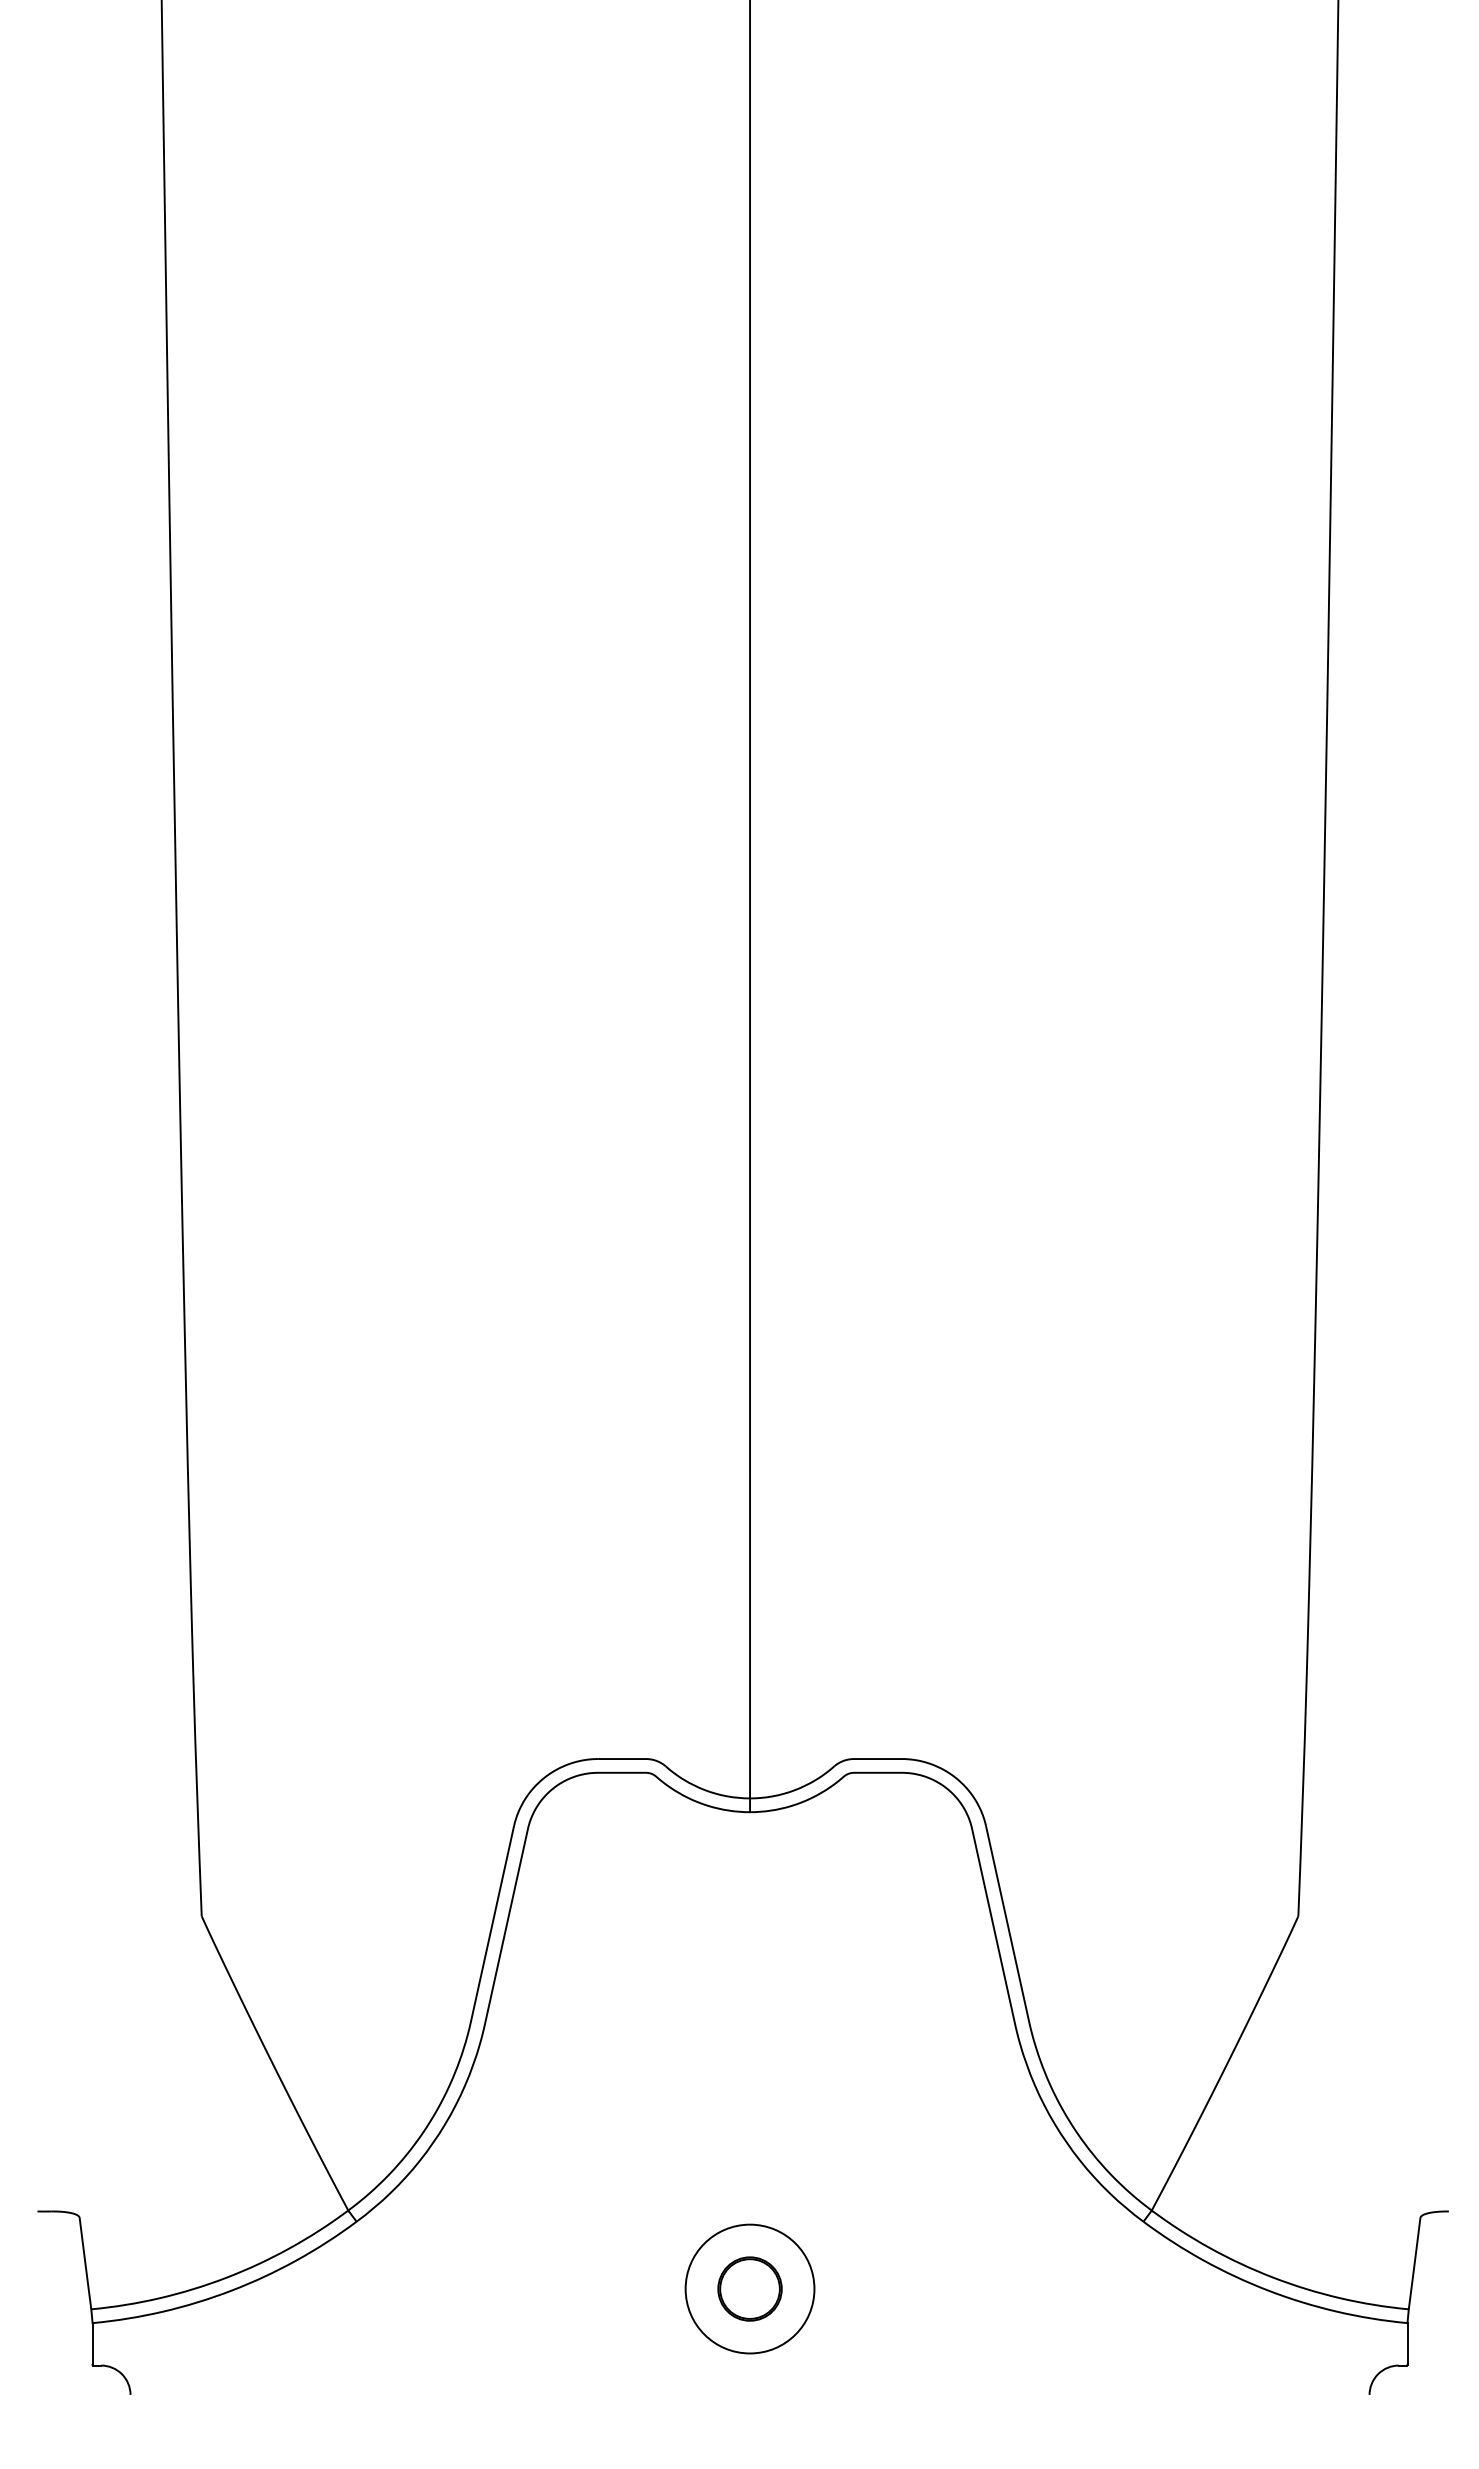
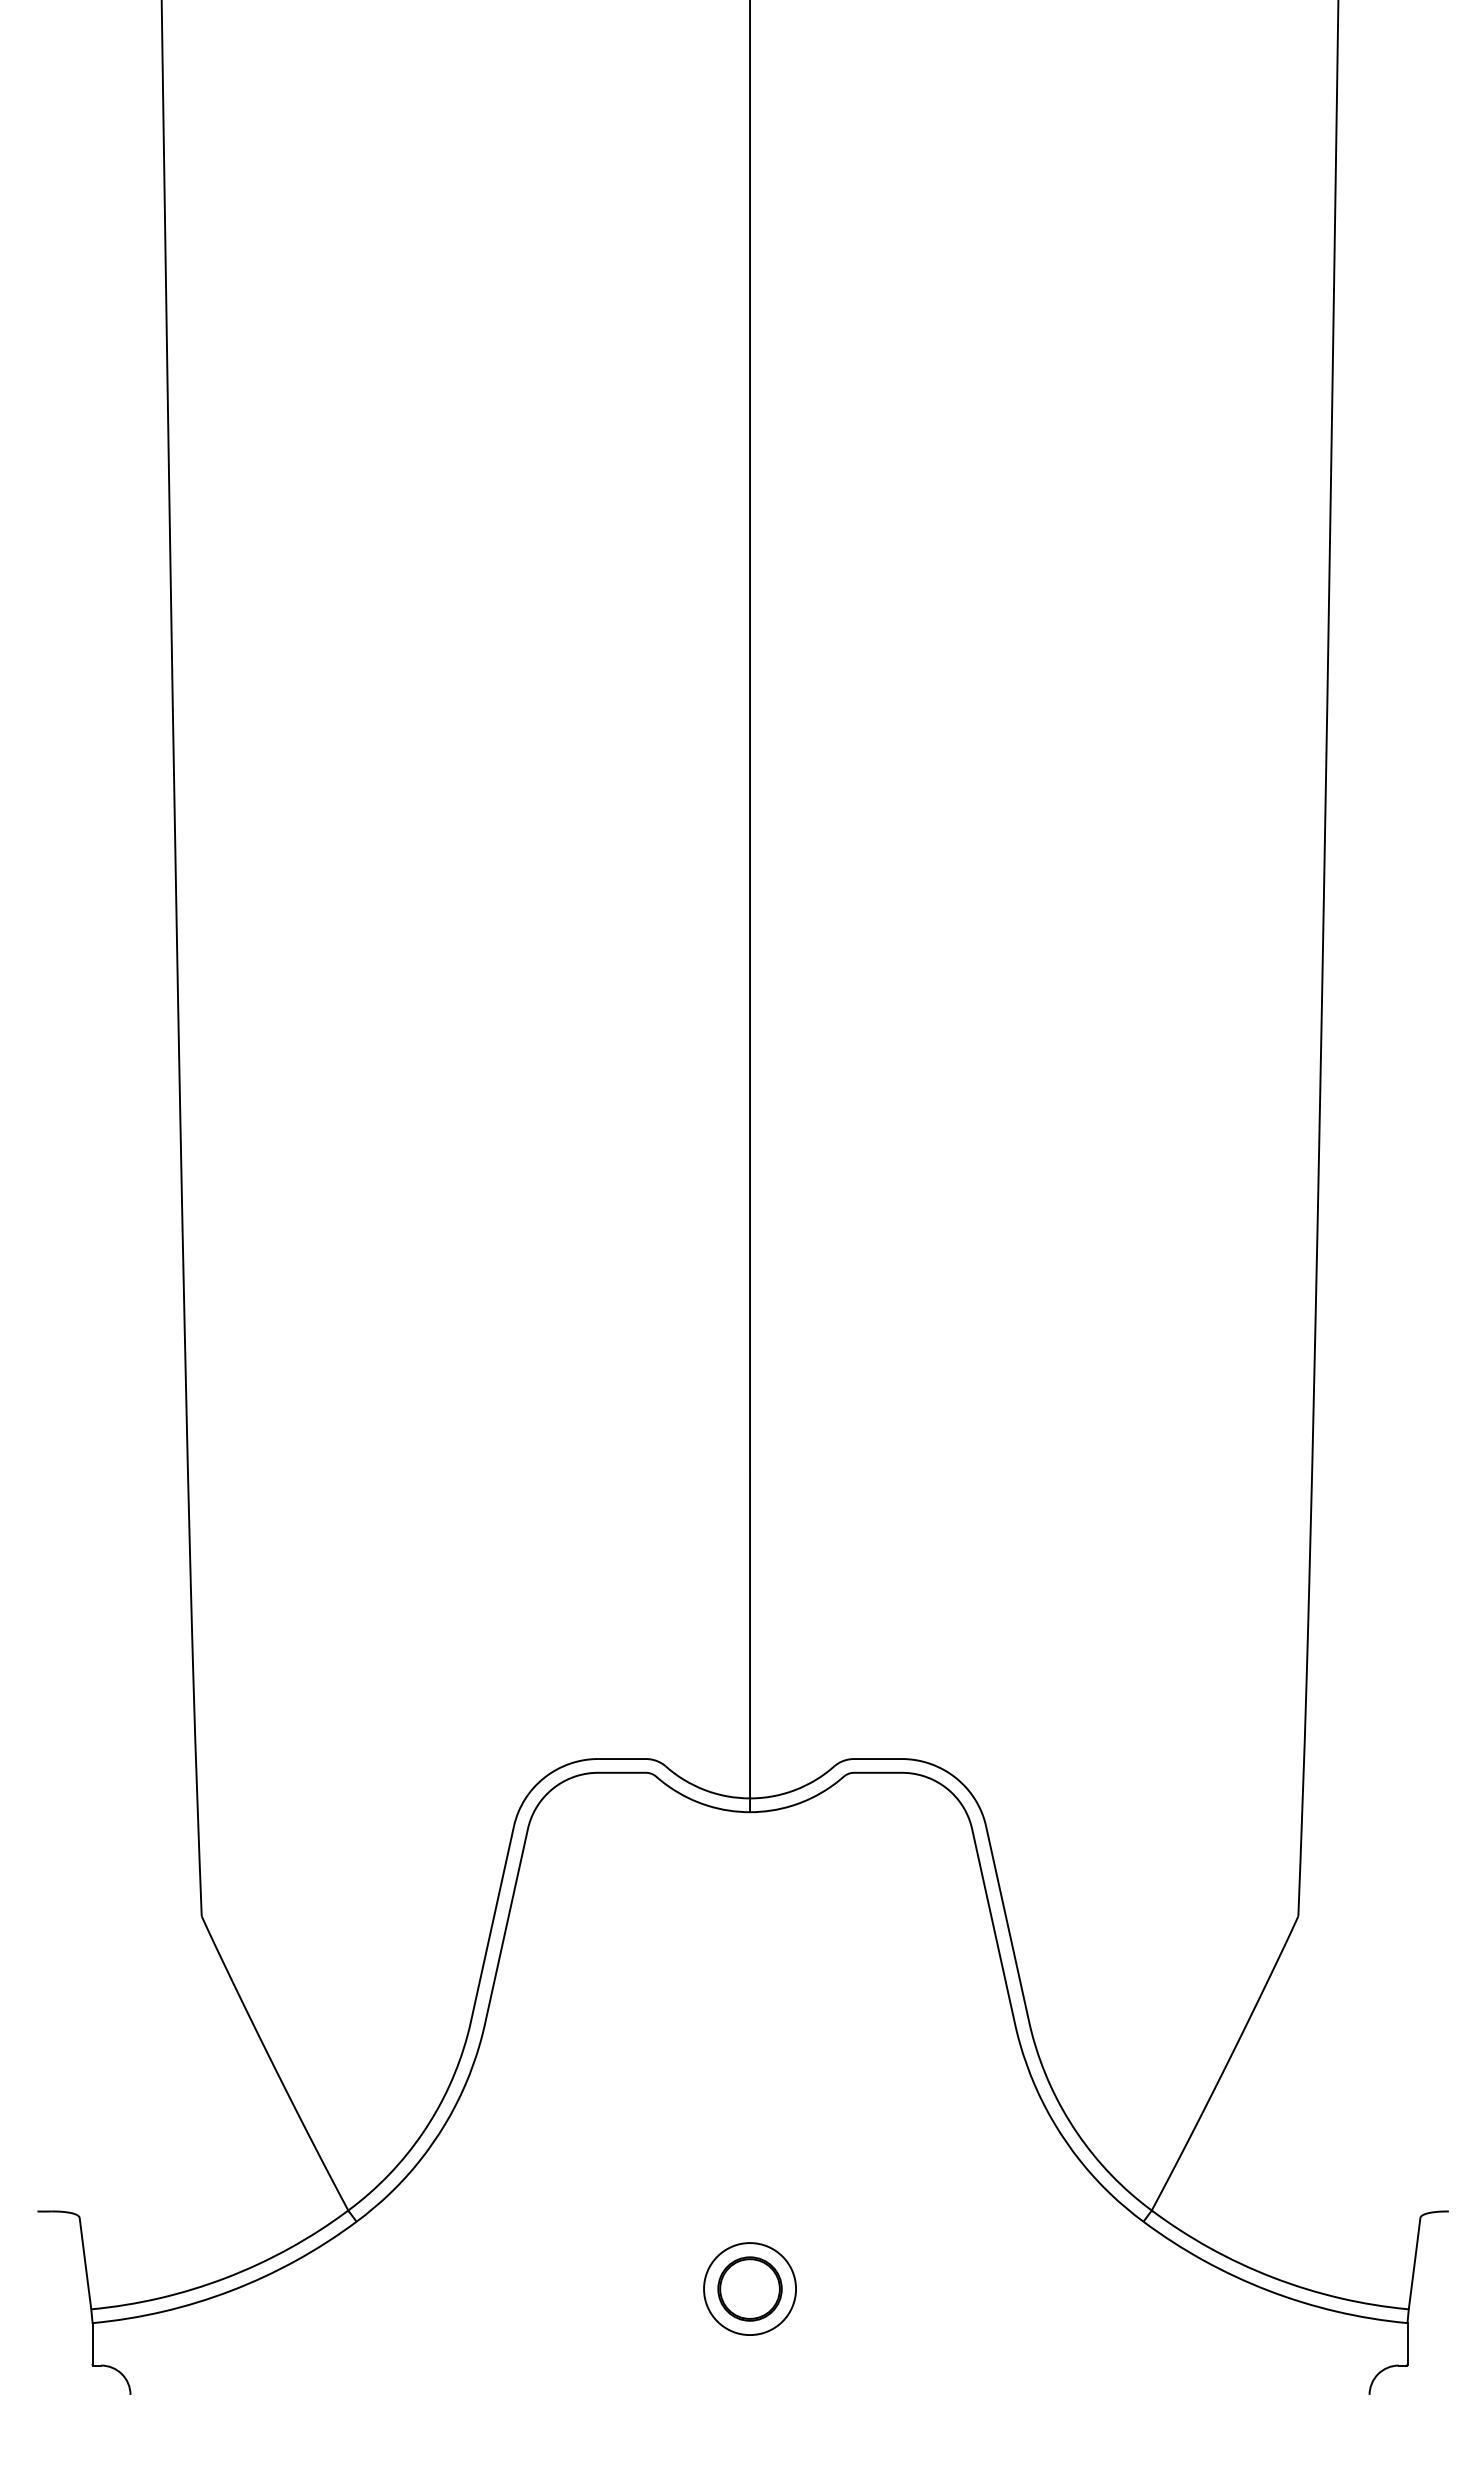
circle diameter: 129 px -> 92 px (750, 2289)
